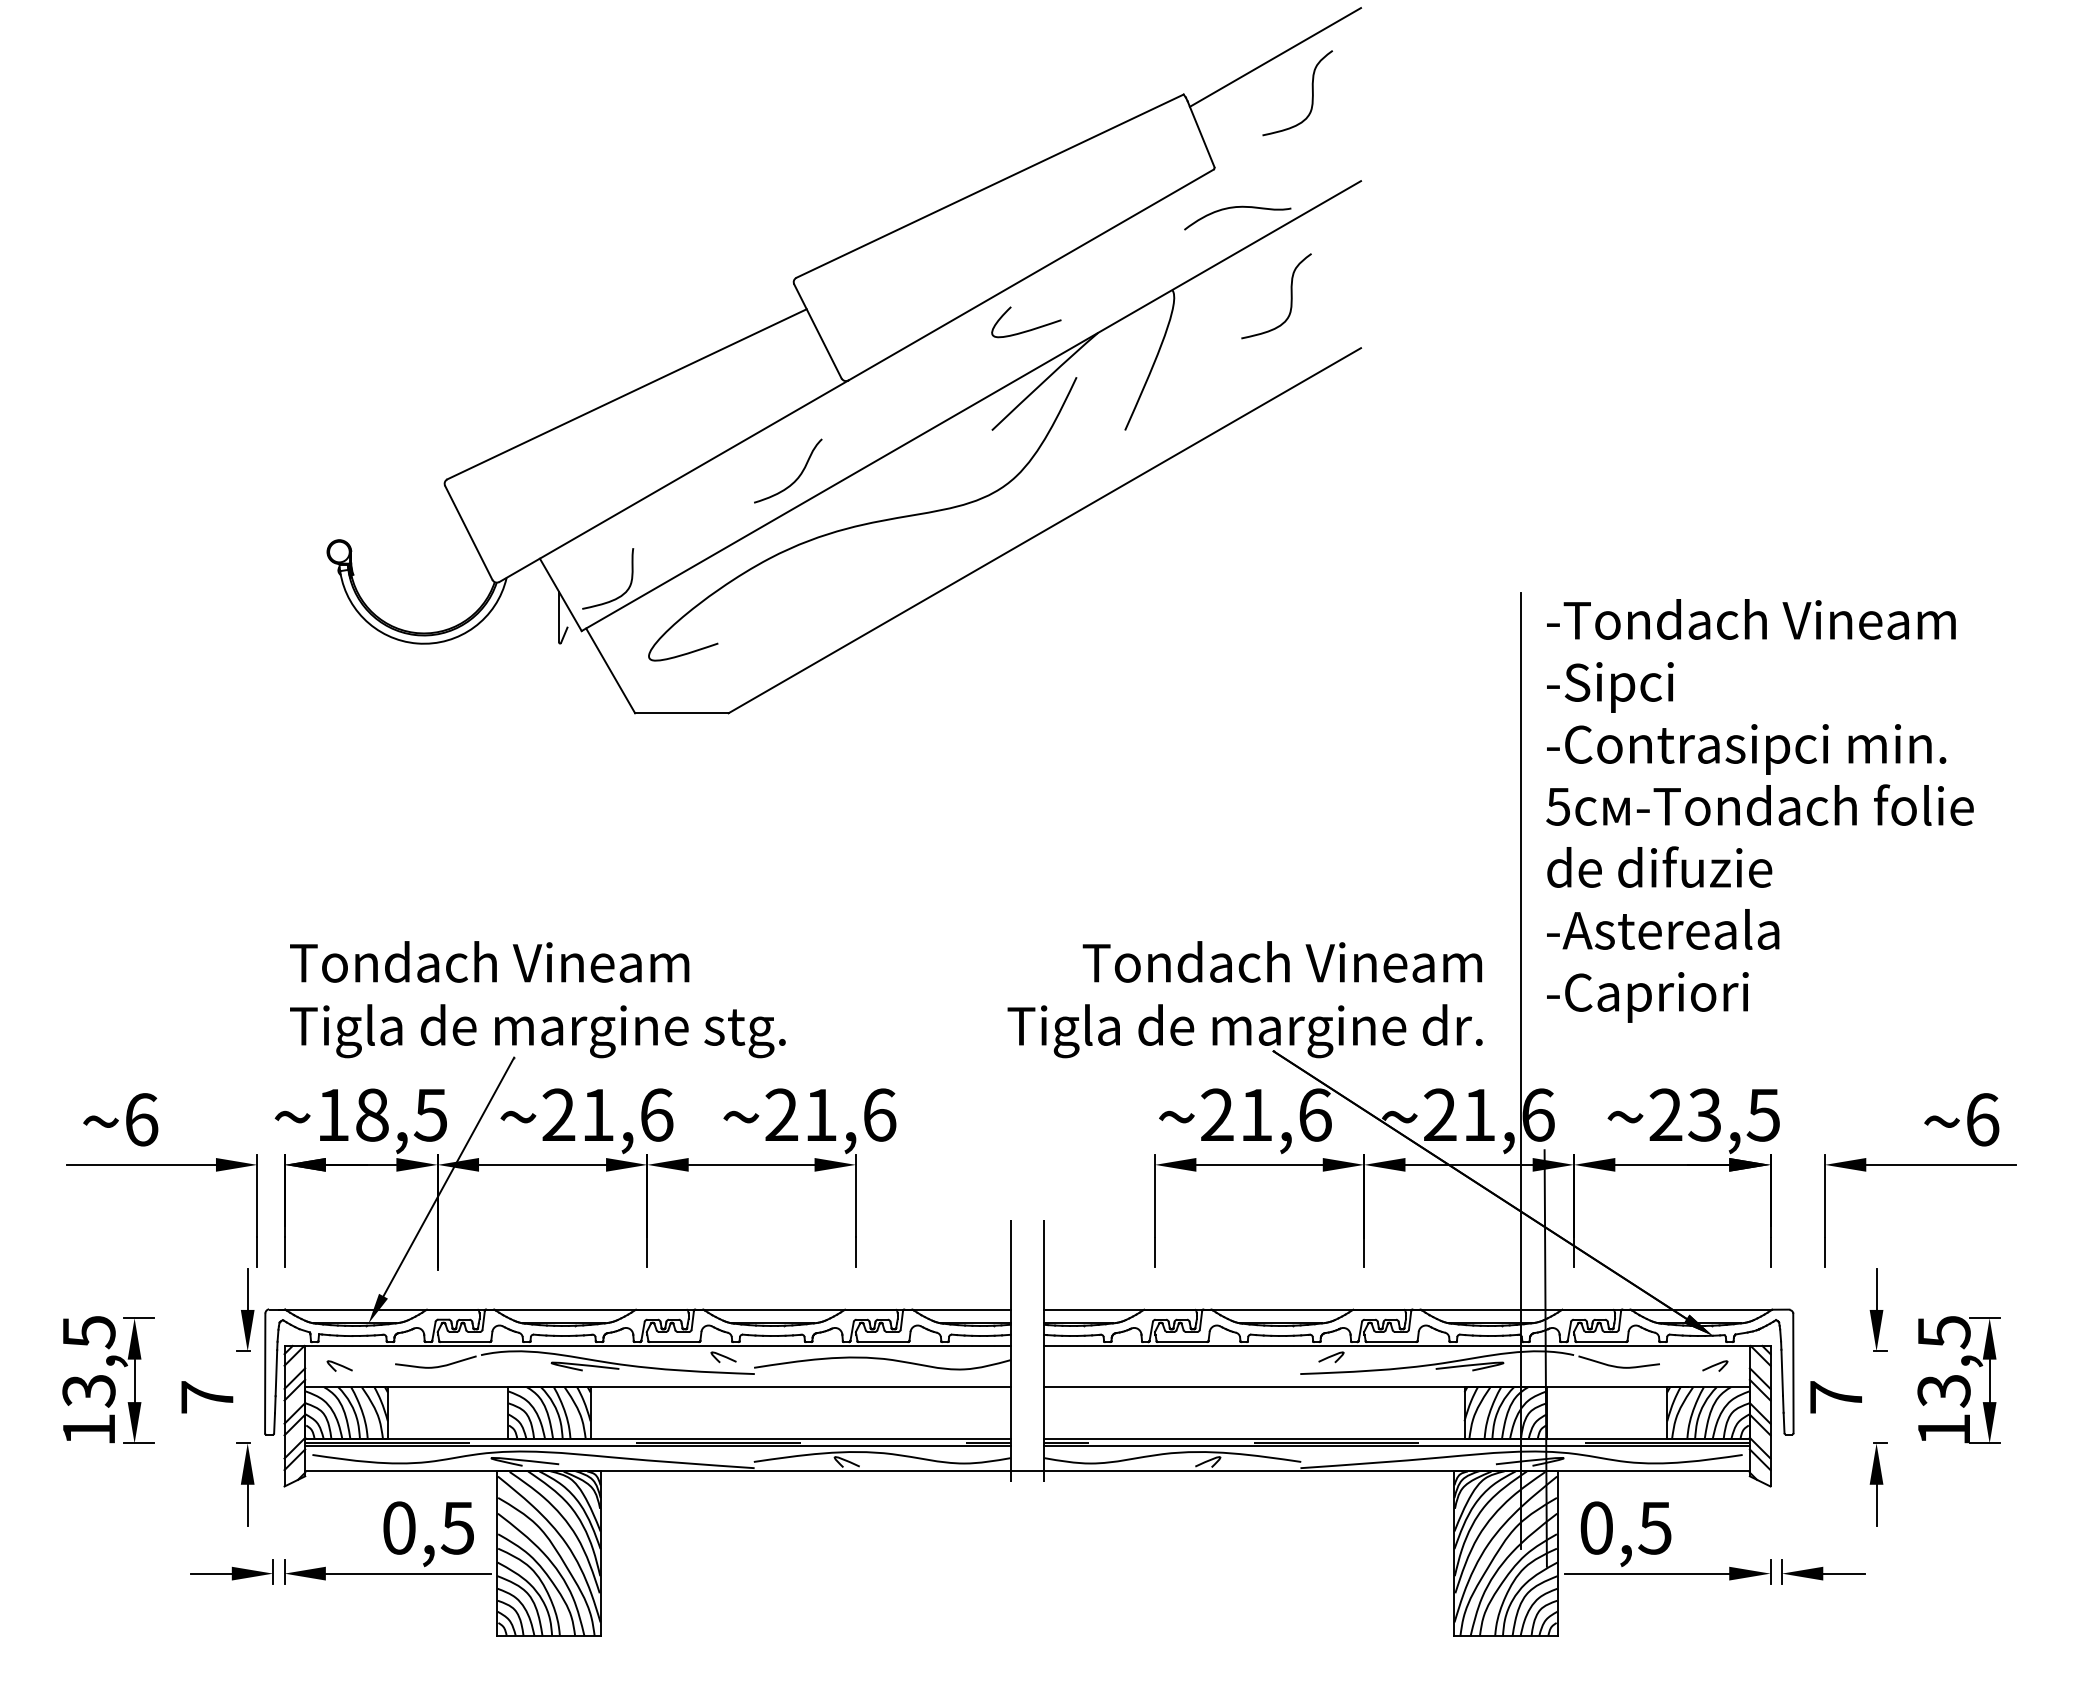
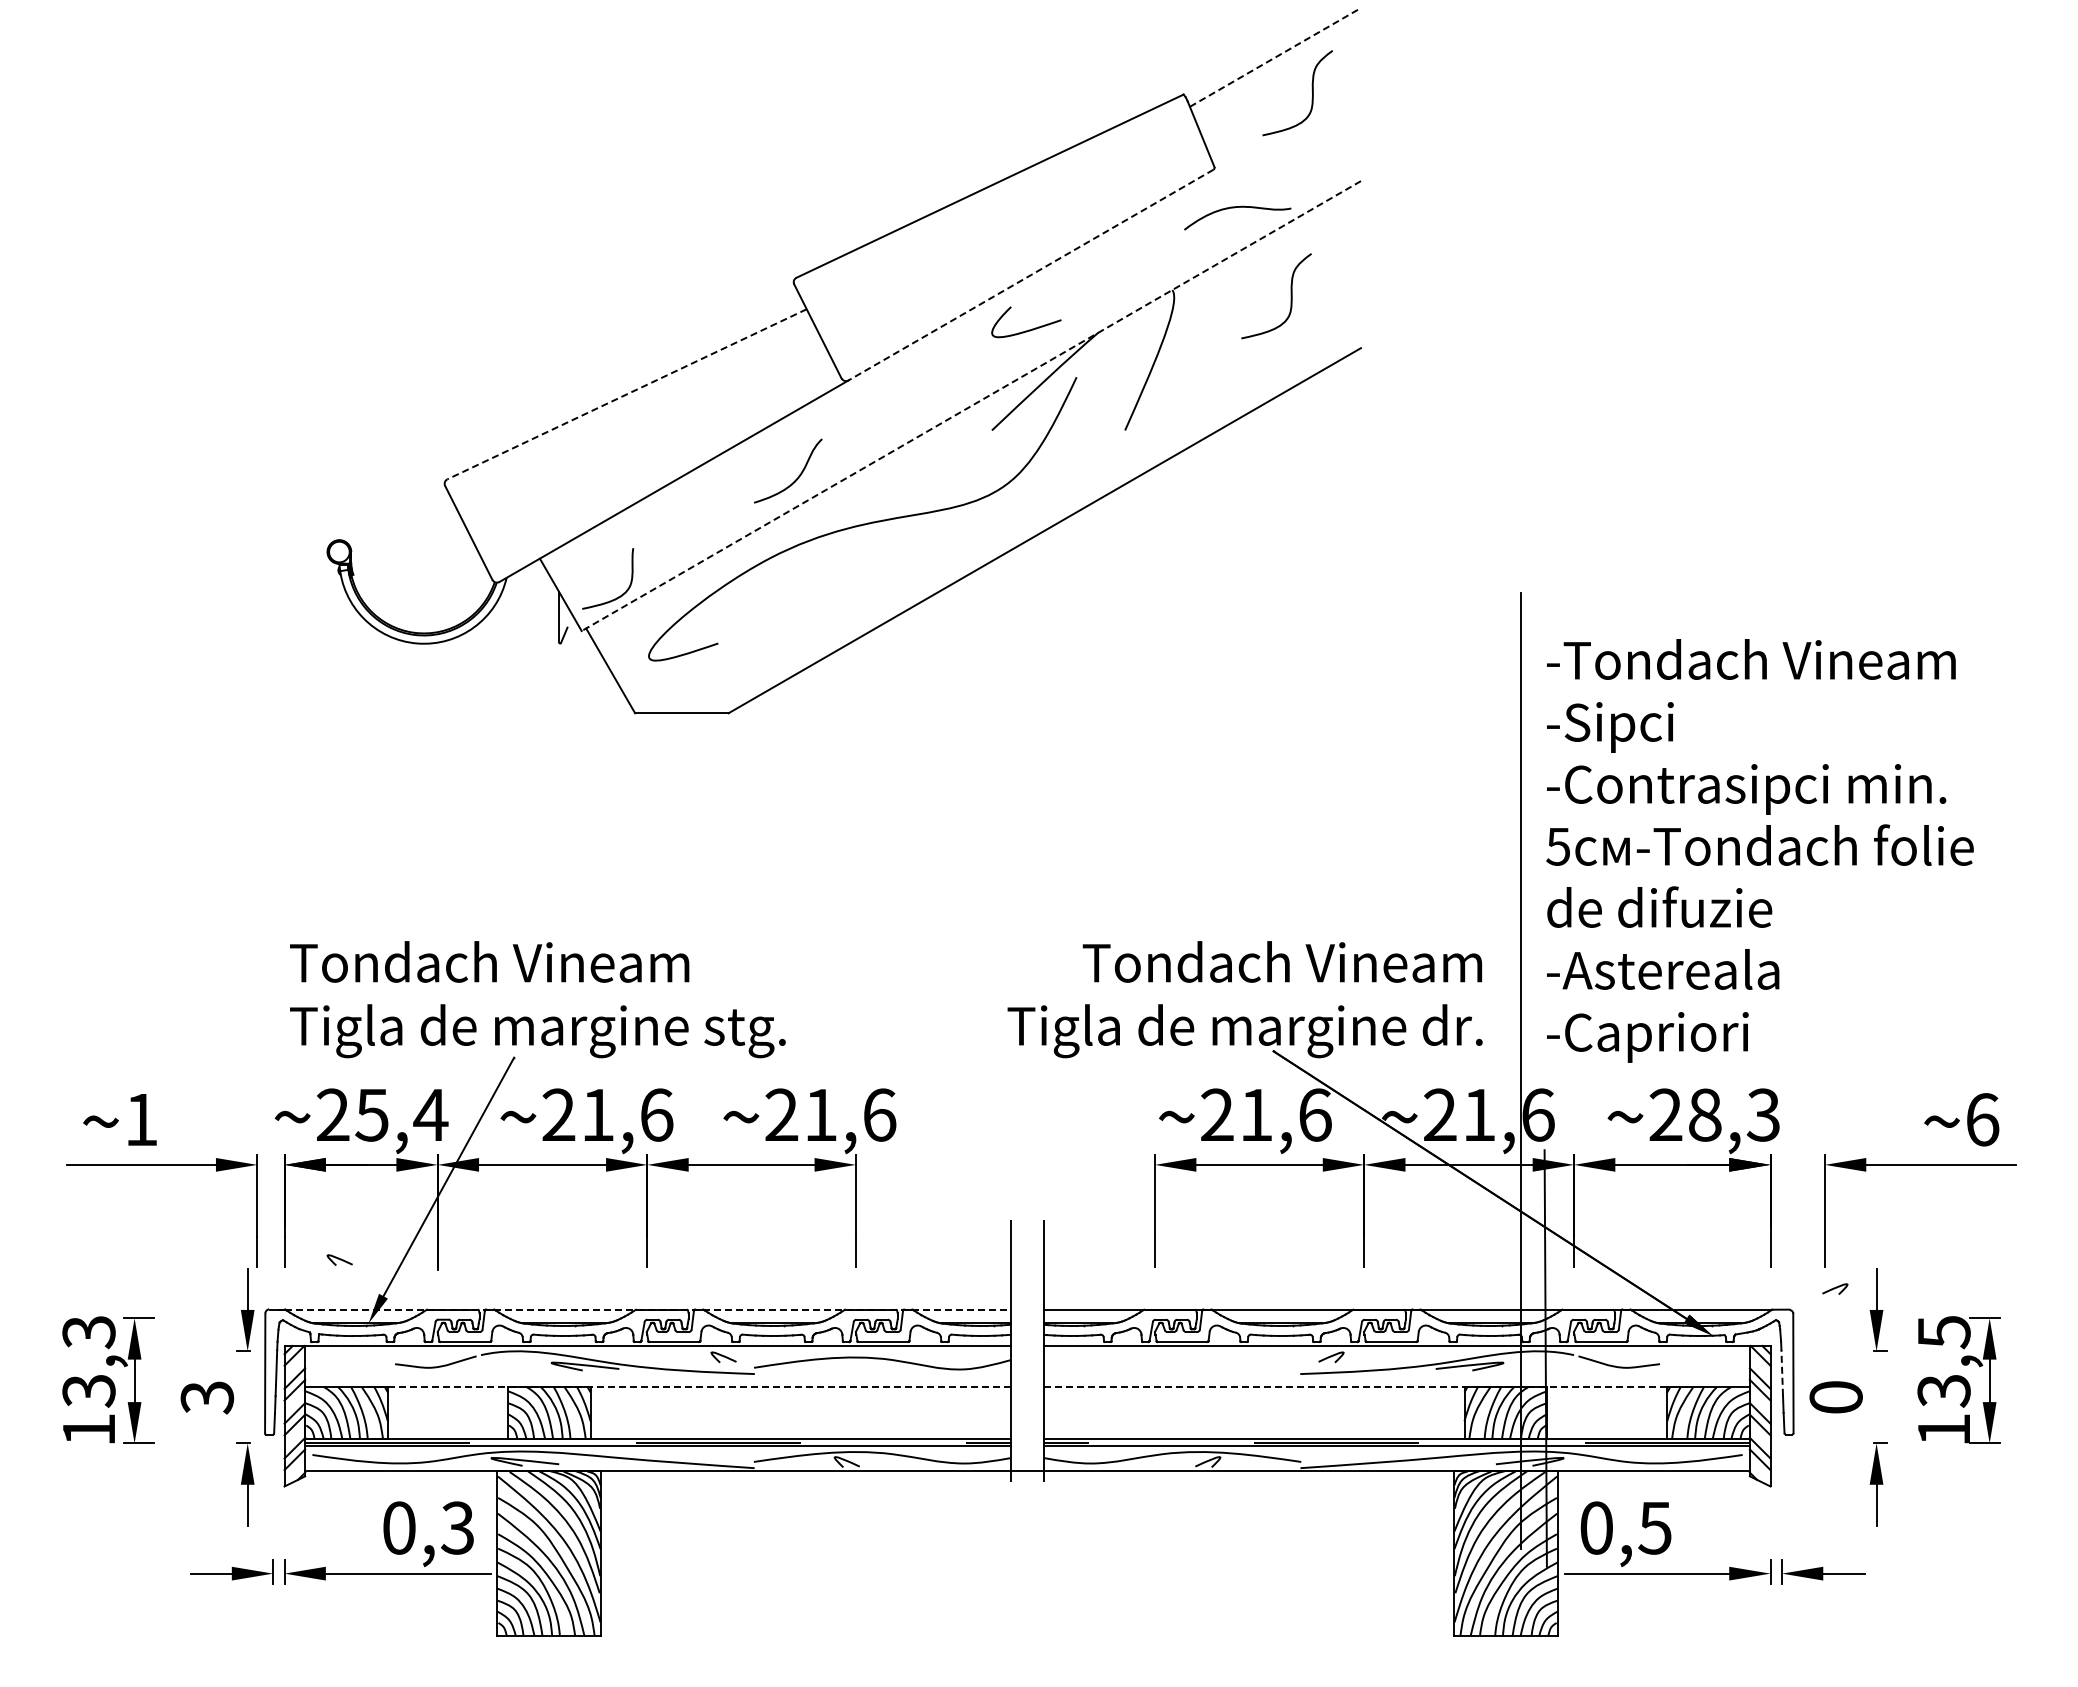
line: solid -> dashed (1275, 57)
line: solid -> dashed (1031, 275)
line: solid -> dashed (627, 394)
line: solid -> dashed (971, 406)
text position: (1759, 810) -> (1759, 850) (1759, 850)
text: 18,5 -> 25,4 (382, 1114)
text: 23,5 -> 28,3 (1733, 1114)
text: 6 -> 1 (142, 1119)
line: solid -> dashed (647, 1309)
text: 13,5 -> 13,3 (88, 1332)
curve position: (339, 1365) -> (339, 1259) (339, 1259)
curve position: (1715, 1365) -> (1835, 1288) (1835, 1288)
line: solid -> dashed (1782, 1372)
line: solid -> dashed (688, 1387)
line: solid -> dashed (1366, 1387)
text: 7 -> 3 (207, 1397)
text: 7 -> 0 (1835, 1397)
text: 0,5 -> 0,3 (457, 1527)
